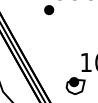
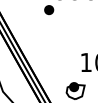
part position: (75, 85) -> (75, 90) (75, 90)
